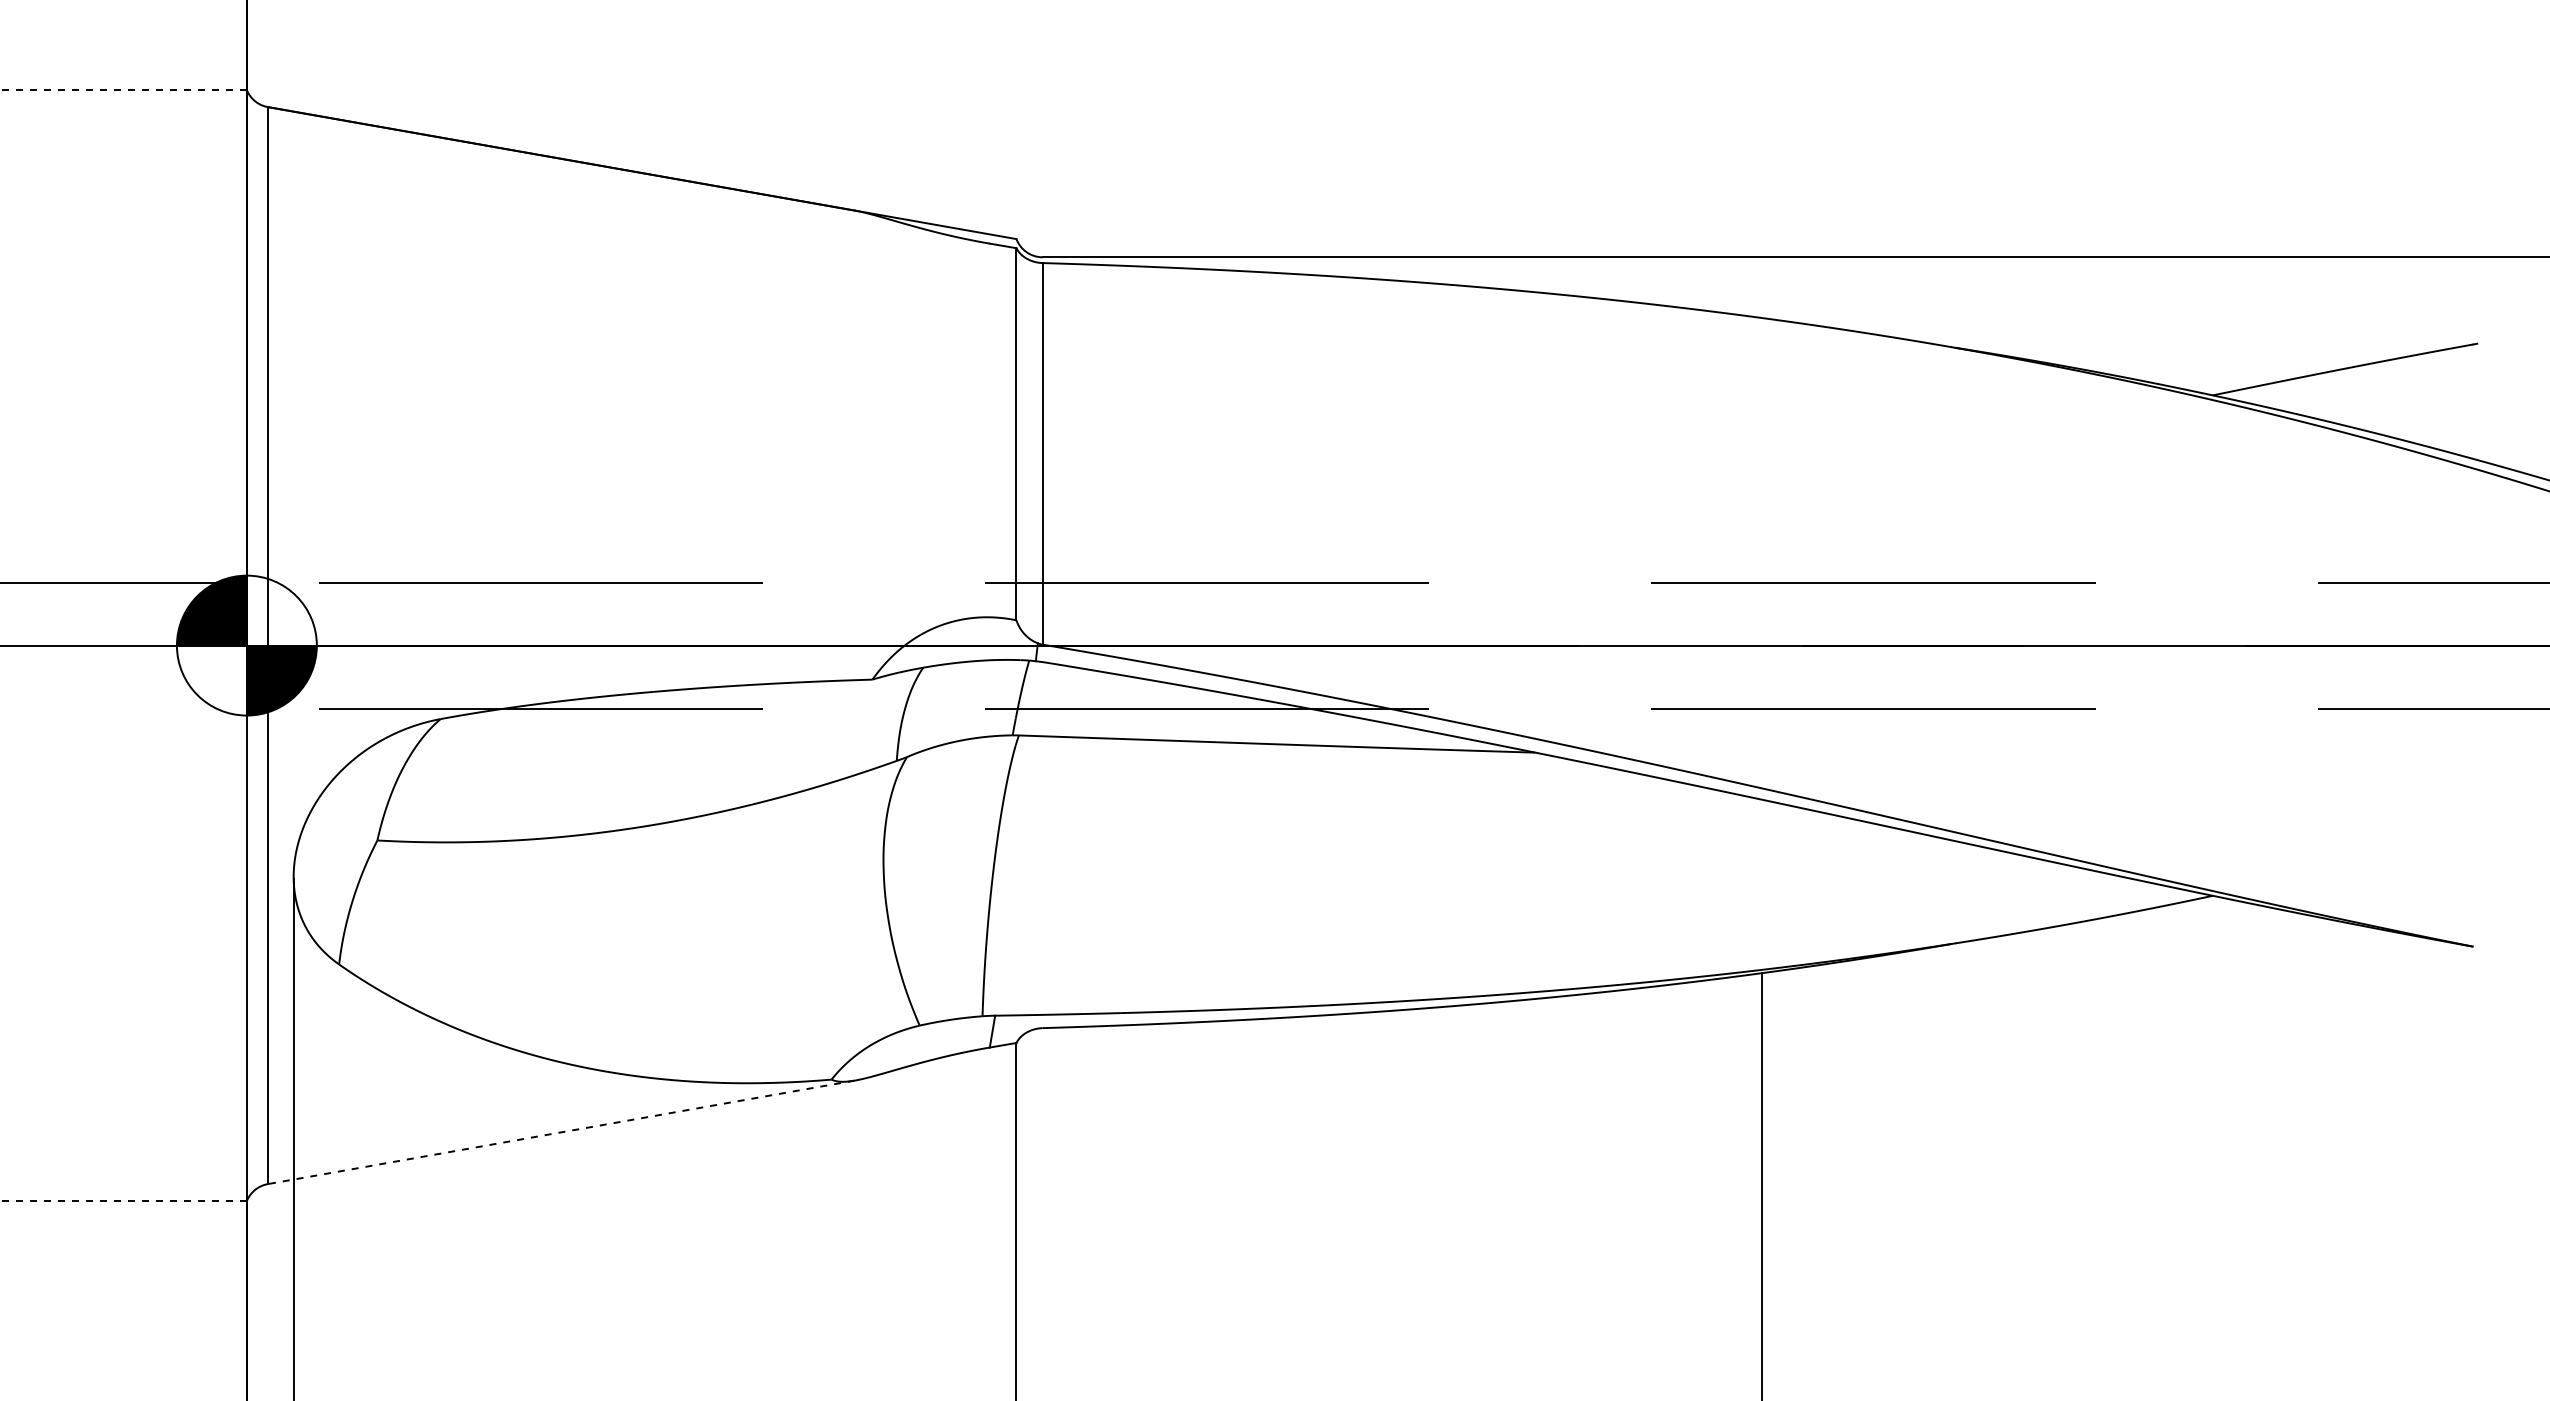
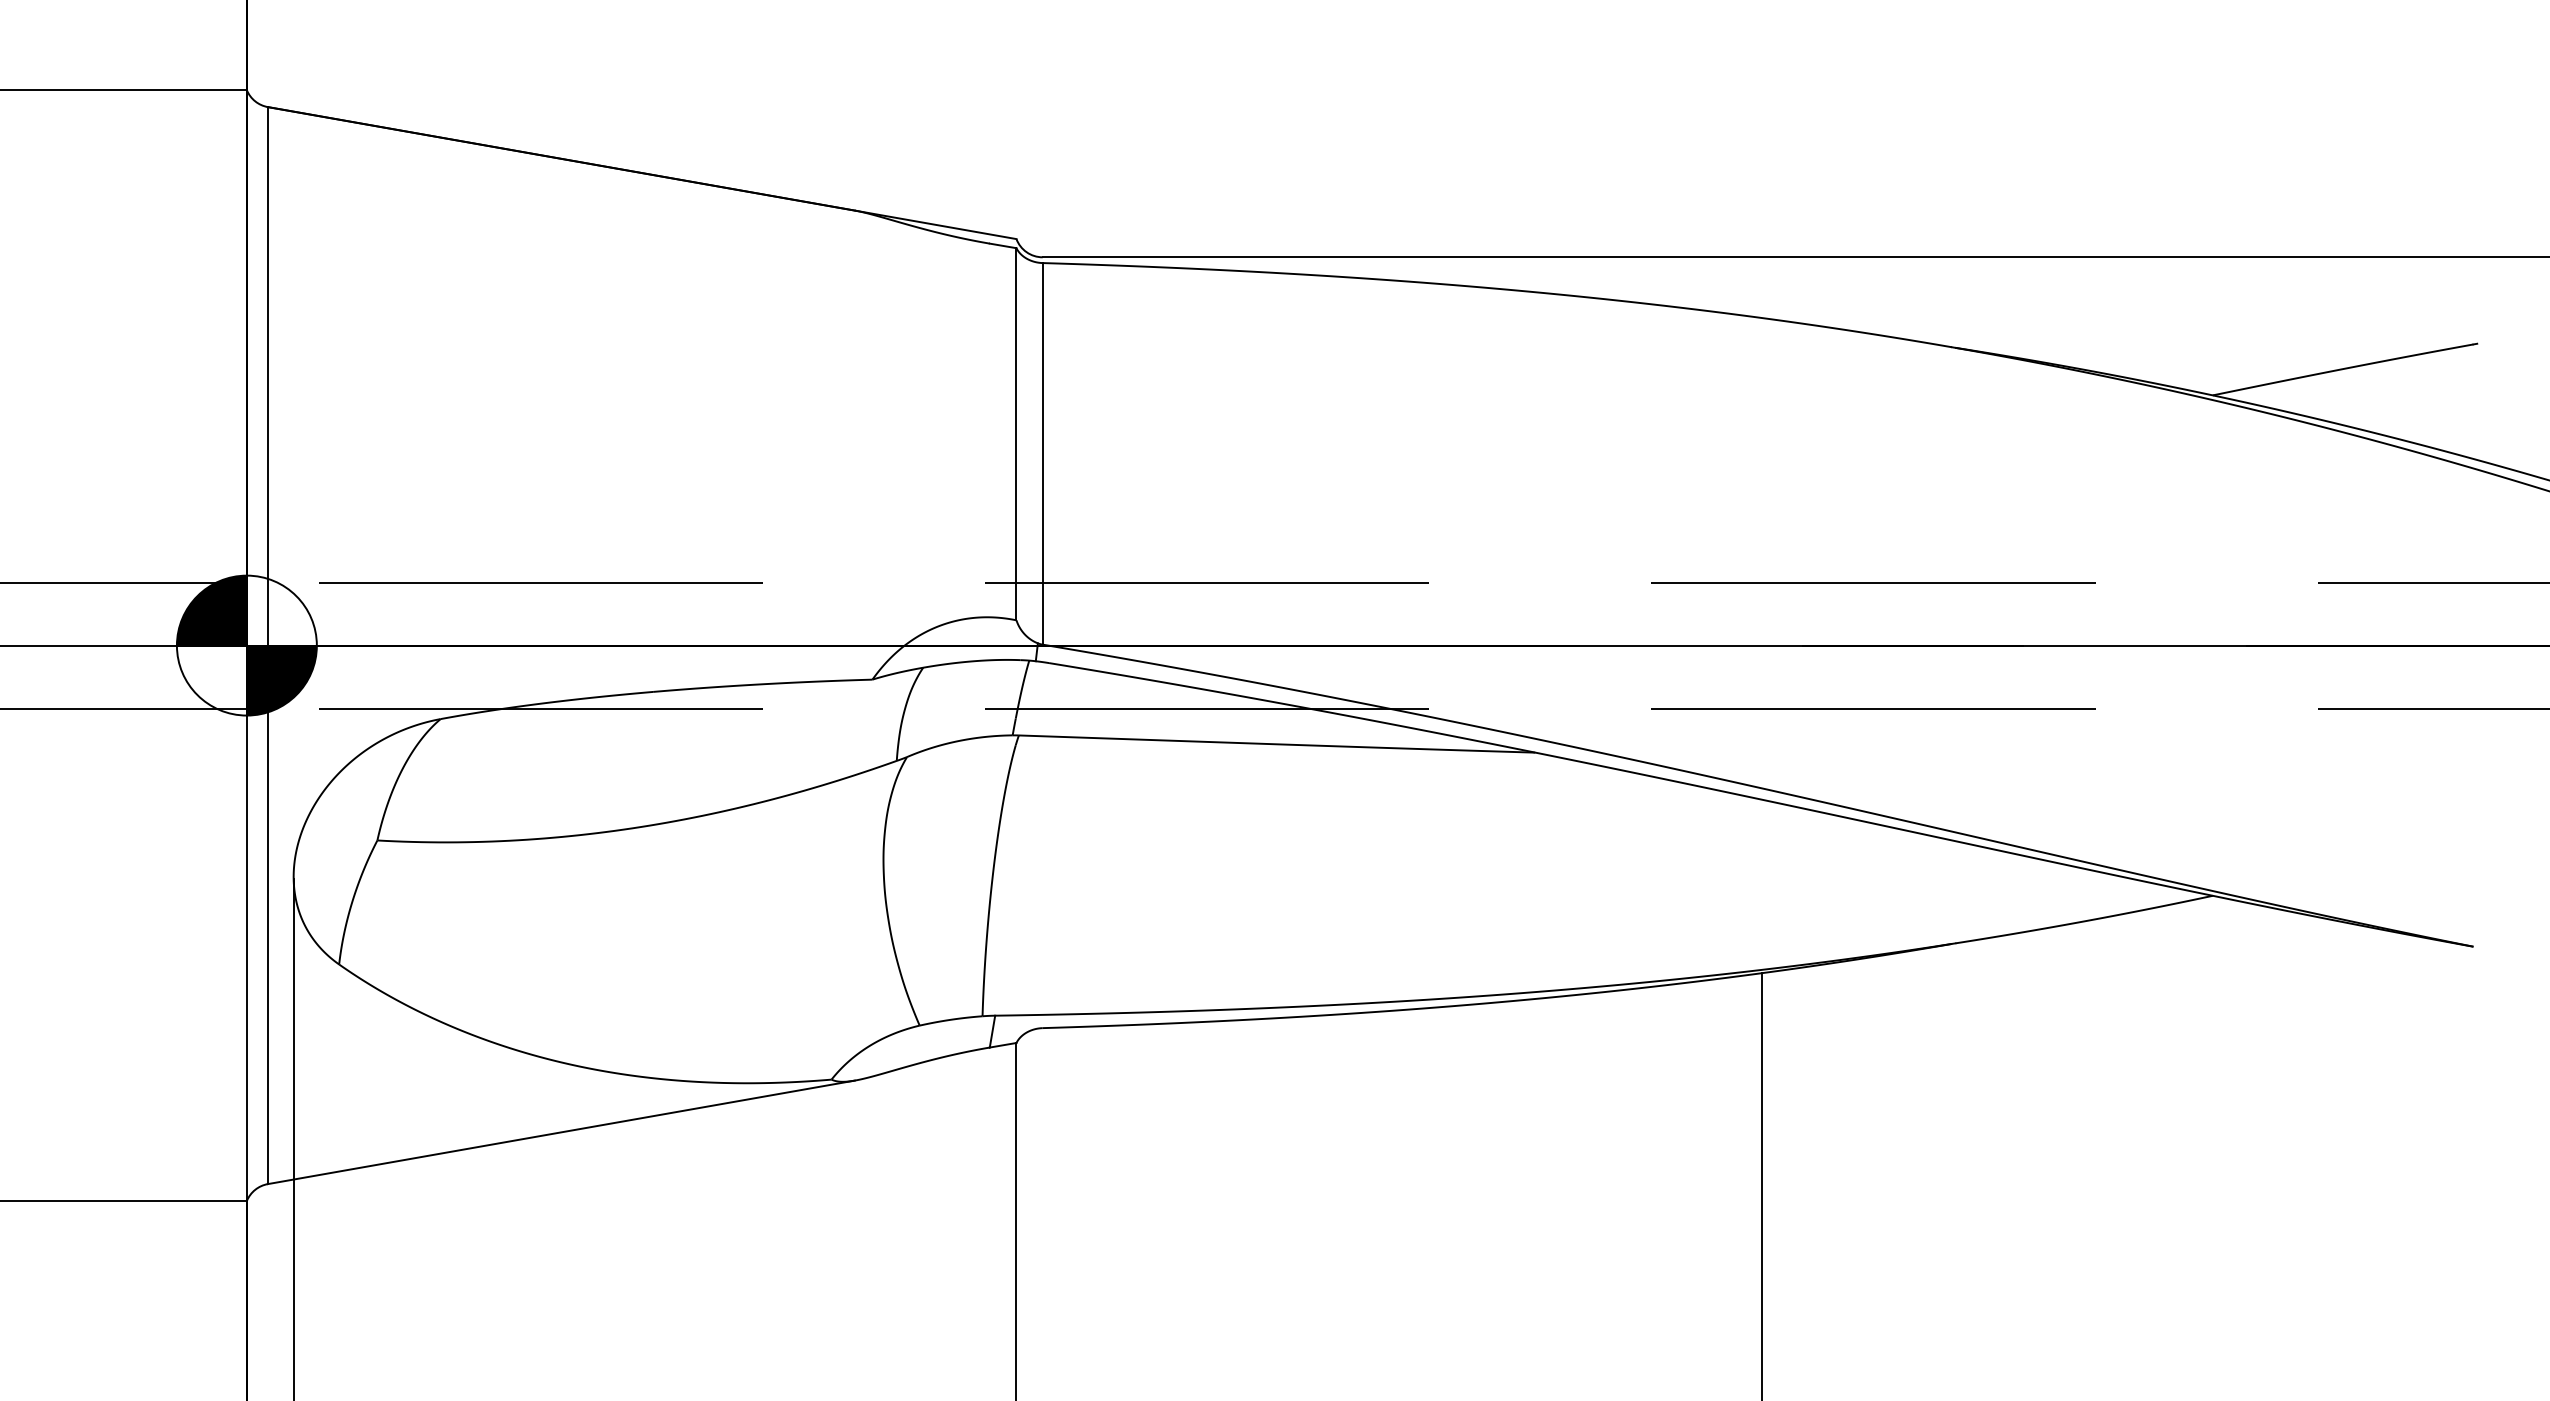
line: dashed -> solid (123, 90)
line: none -> present (124, 708)
line: dashed -> solid (561, 1132)
line: dashed -> solid (123, 1200)
